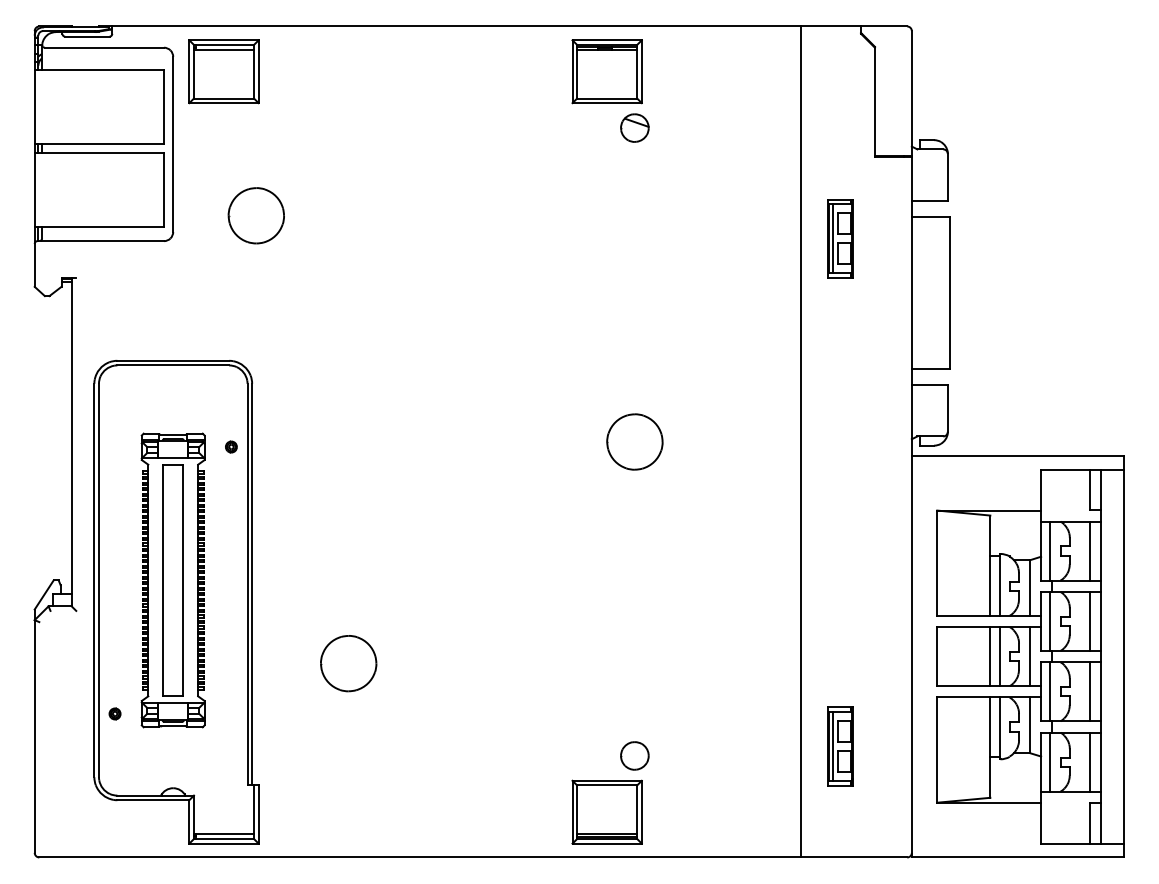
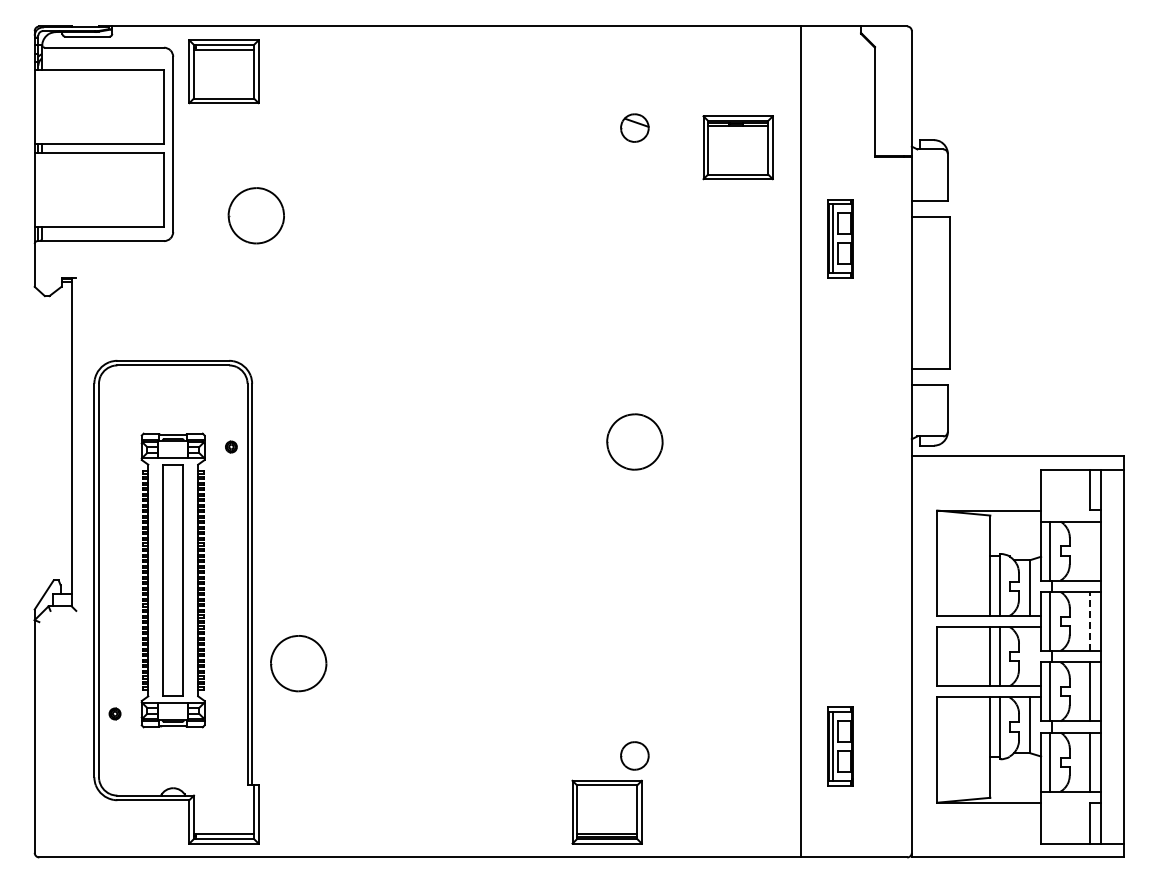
part position: (606, 71) -> (737, 147) (737, 147)
line: present -> none (1090, 550)
line: solid -> dashed (1090, 621)
line: present -> none (1029, 656)
part position: (348, 663) -> (298, 663) (298, 663)
